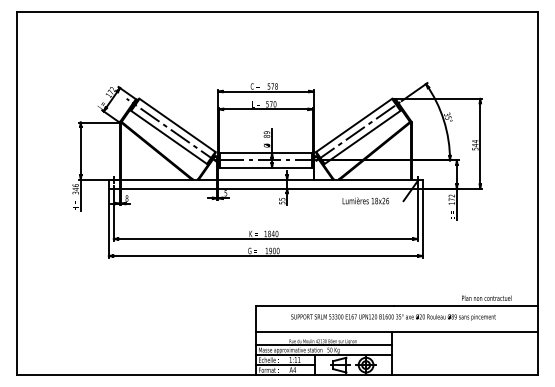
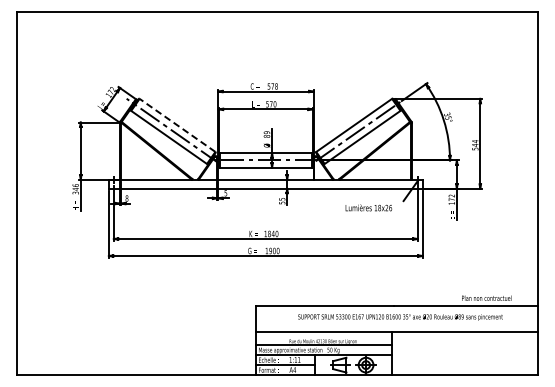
line: solid -> dashed (177, 125)
text position: (365, 200) -> (368, 207) (368, 207)
text position: (393, 317) -> (400, 317) (400, 317)
